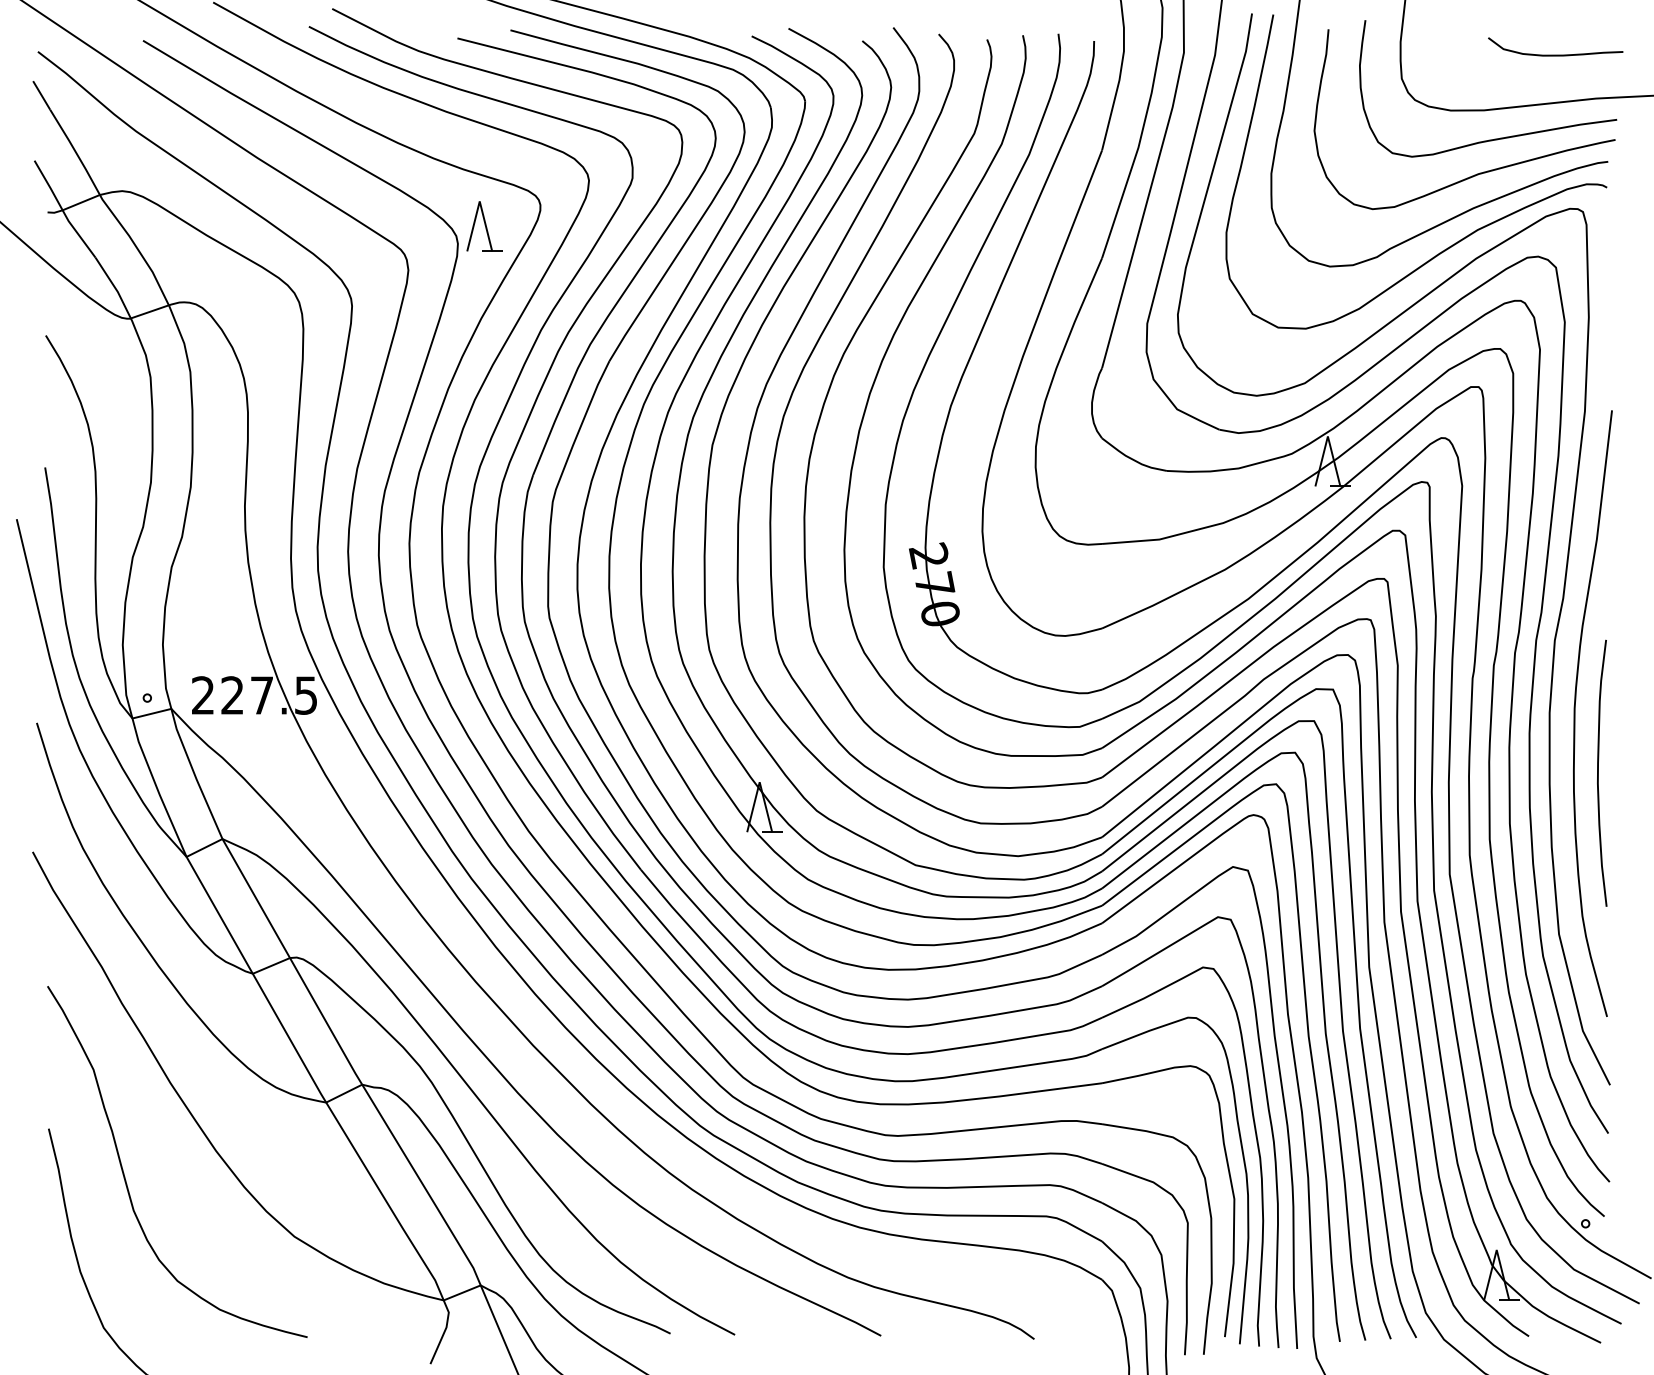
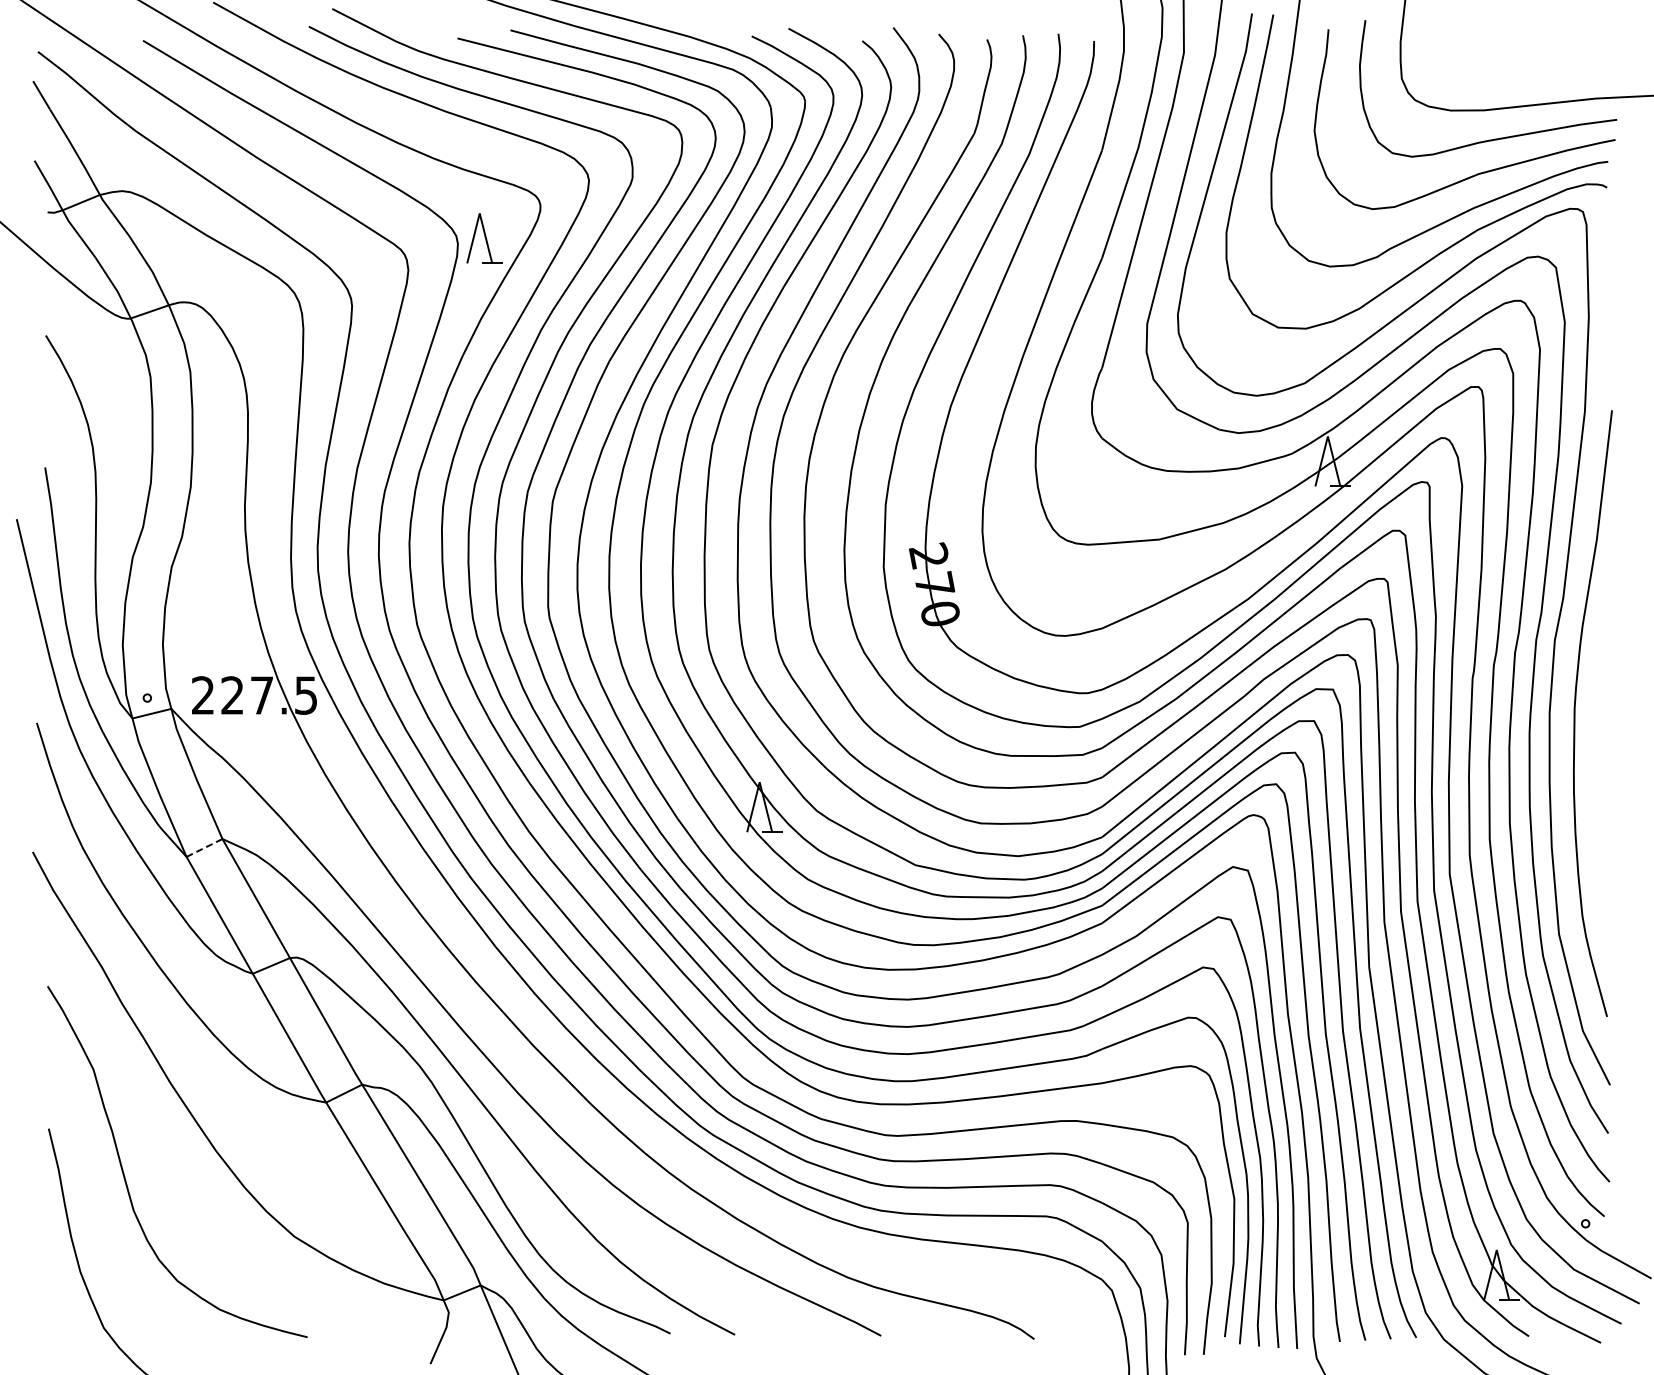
curve: present -> none (1555, 54)
part position: (484, 226) -> (484, 238) (484, 238)
curve: present -> none (1598, 772)
line: solid -> dashed (204, 847)
